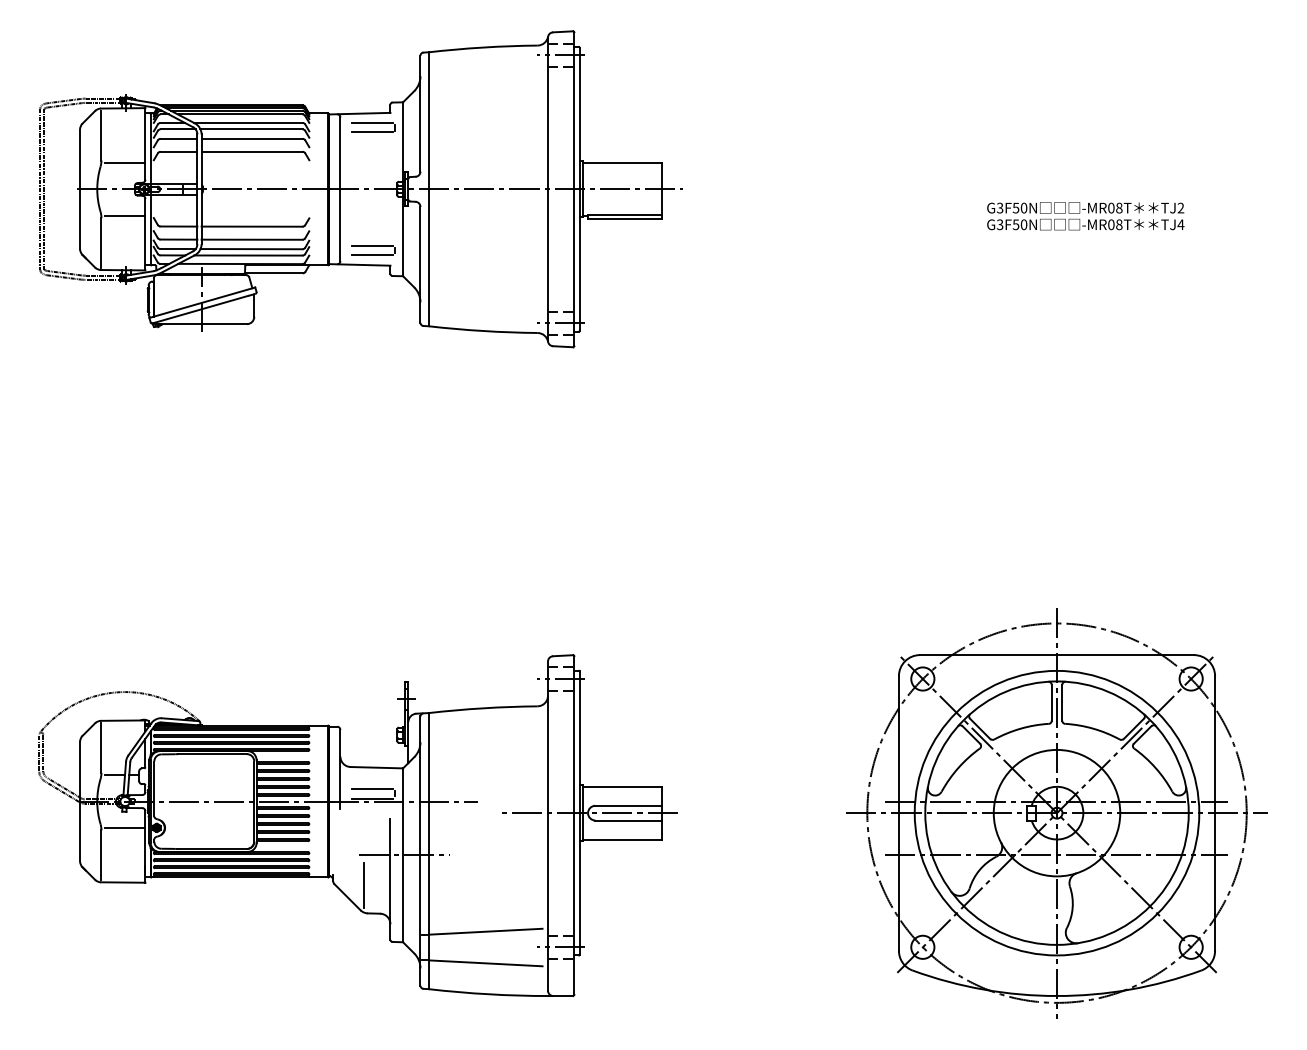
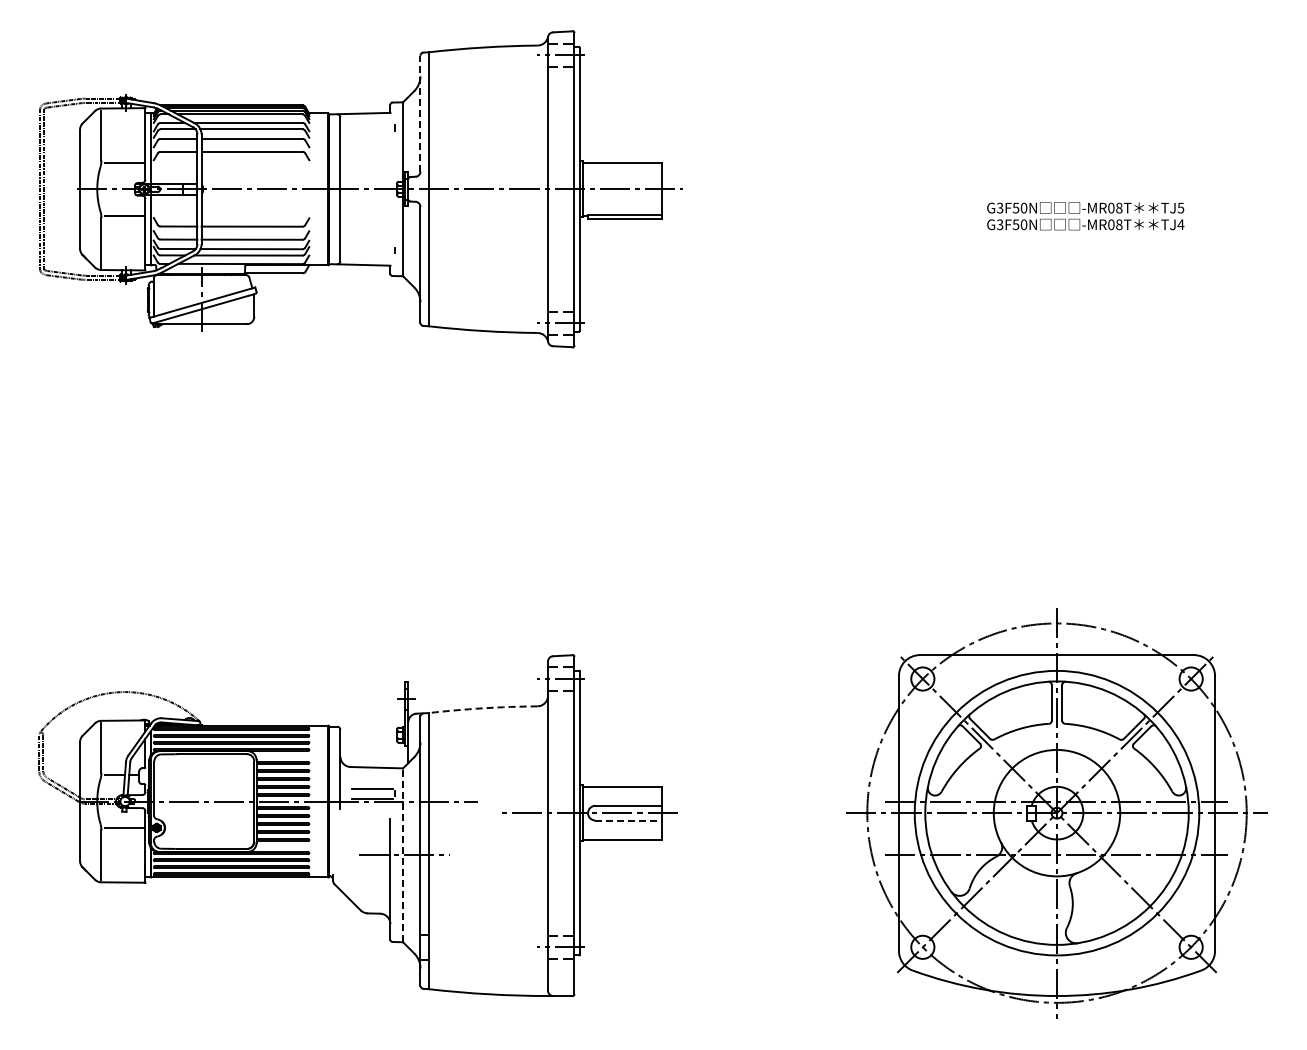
line: solid -> dashed (420, 113)
line: present -> none (372, 123)
line: present -> none (372, 132)
text: TJ2 -> TJ5 (1180, 207)
line: present -> none (372, 246)
line: present -> none (372, 255)
arc: solid -> dashed (483, 708)
line: solid -> dashed (629, 820)
line: solid -> dashed (403, 855)
line: present -> none (363, 885)
line: present -> none (485, 931)
line: present -> none (485, 963)
